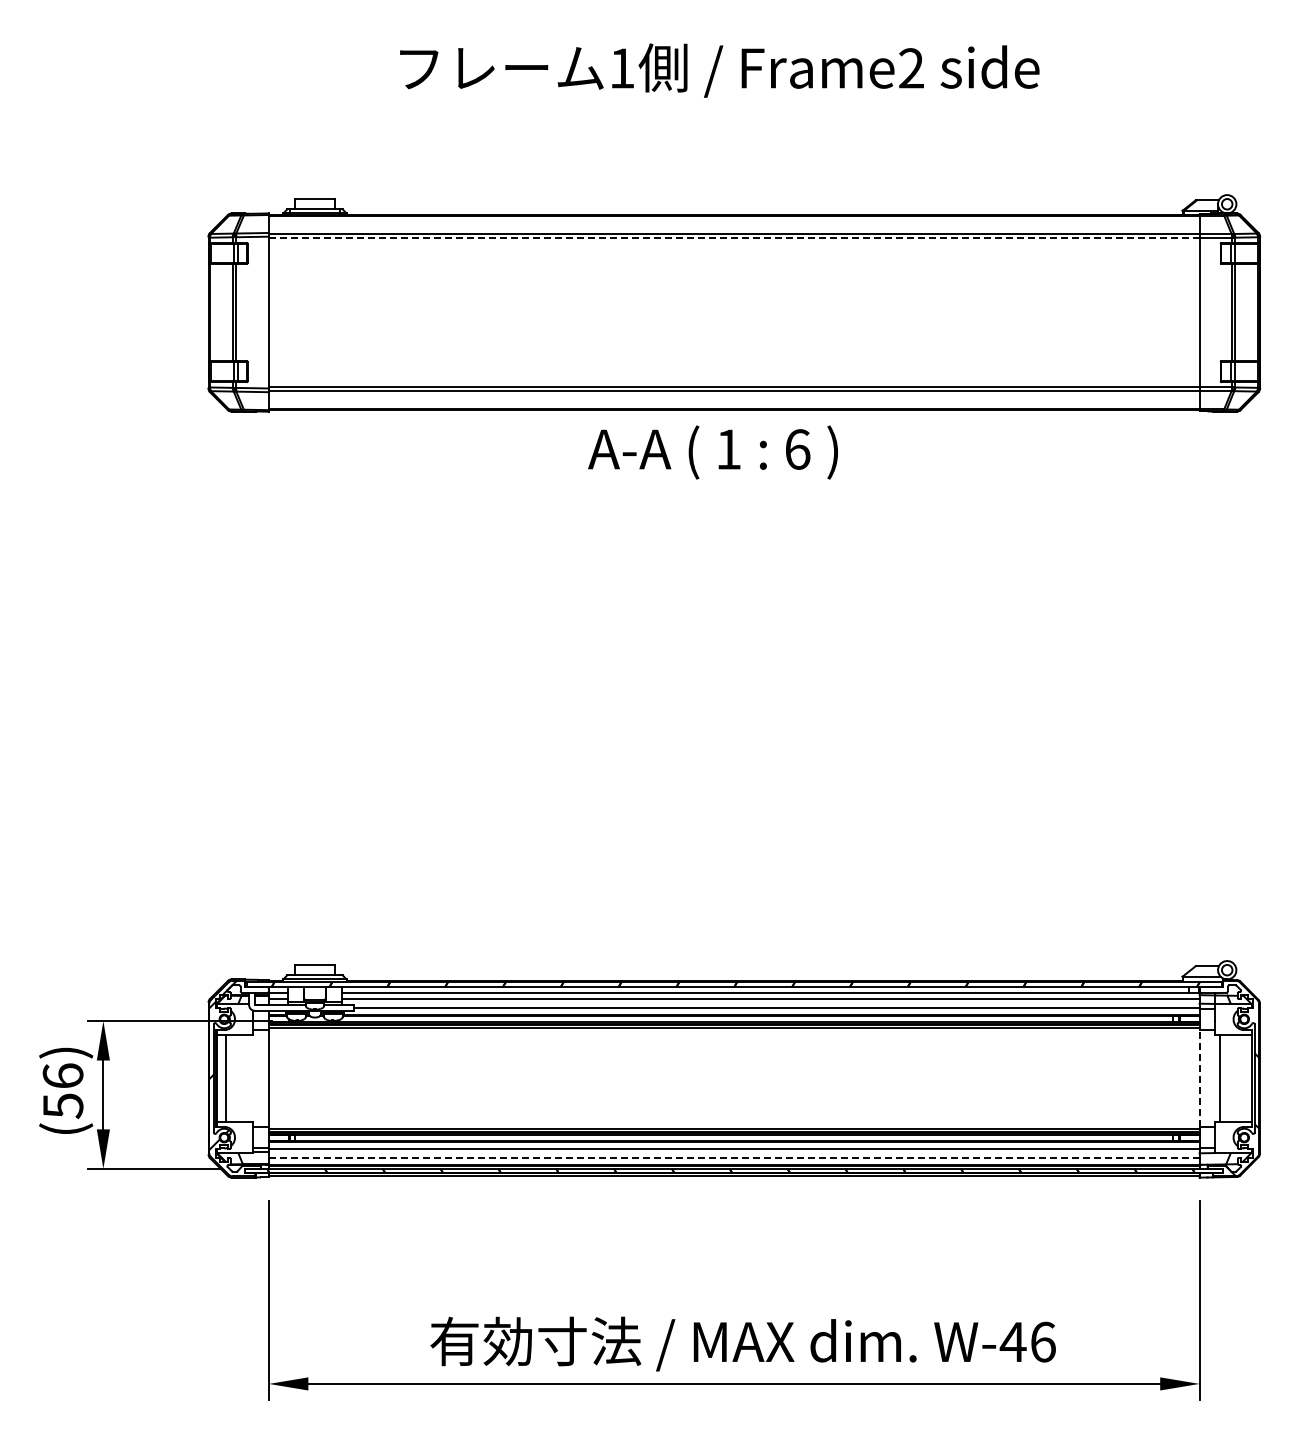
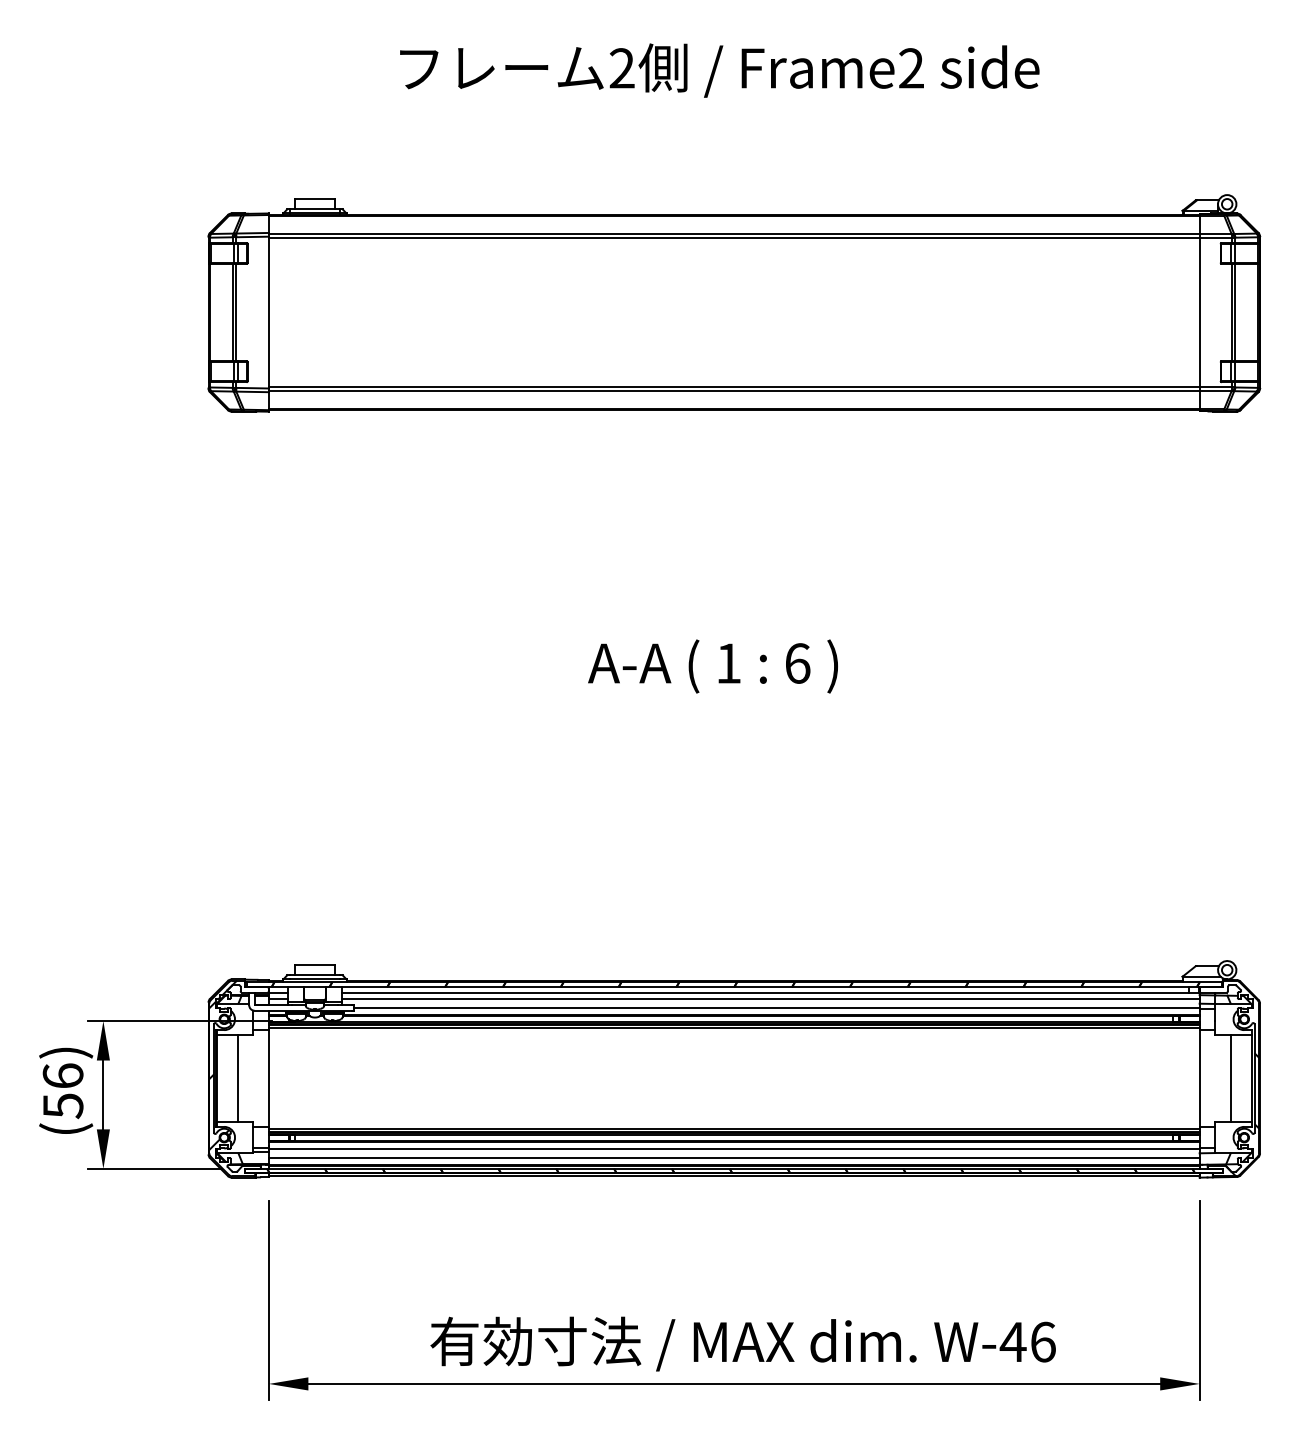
text: 1 -> 2 (621, 68)
line: dashed -> solid (734, 238)
text position: (712, 452) -> (712, 666) (712, 666)
line position: (226, 1078) -> (238, 1078) (238, 1078)
line: dashed -> solid (1199, 1078)
line position: (1220, 1078) -> (1231, 1078) (1231, 1078)
line: dashed -> solid (733, 1157)
